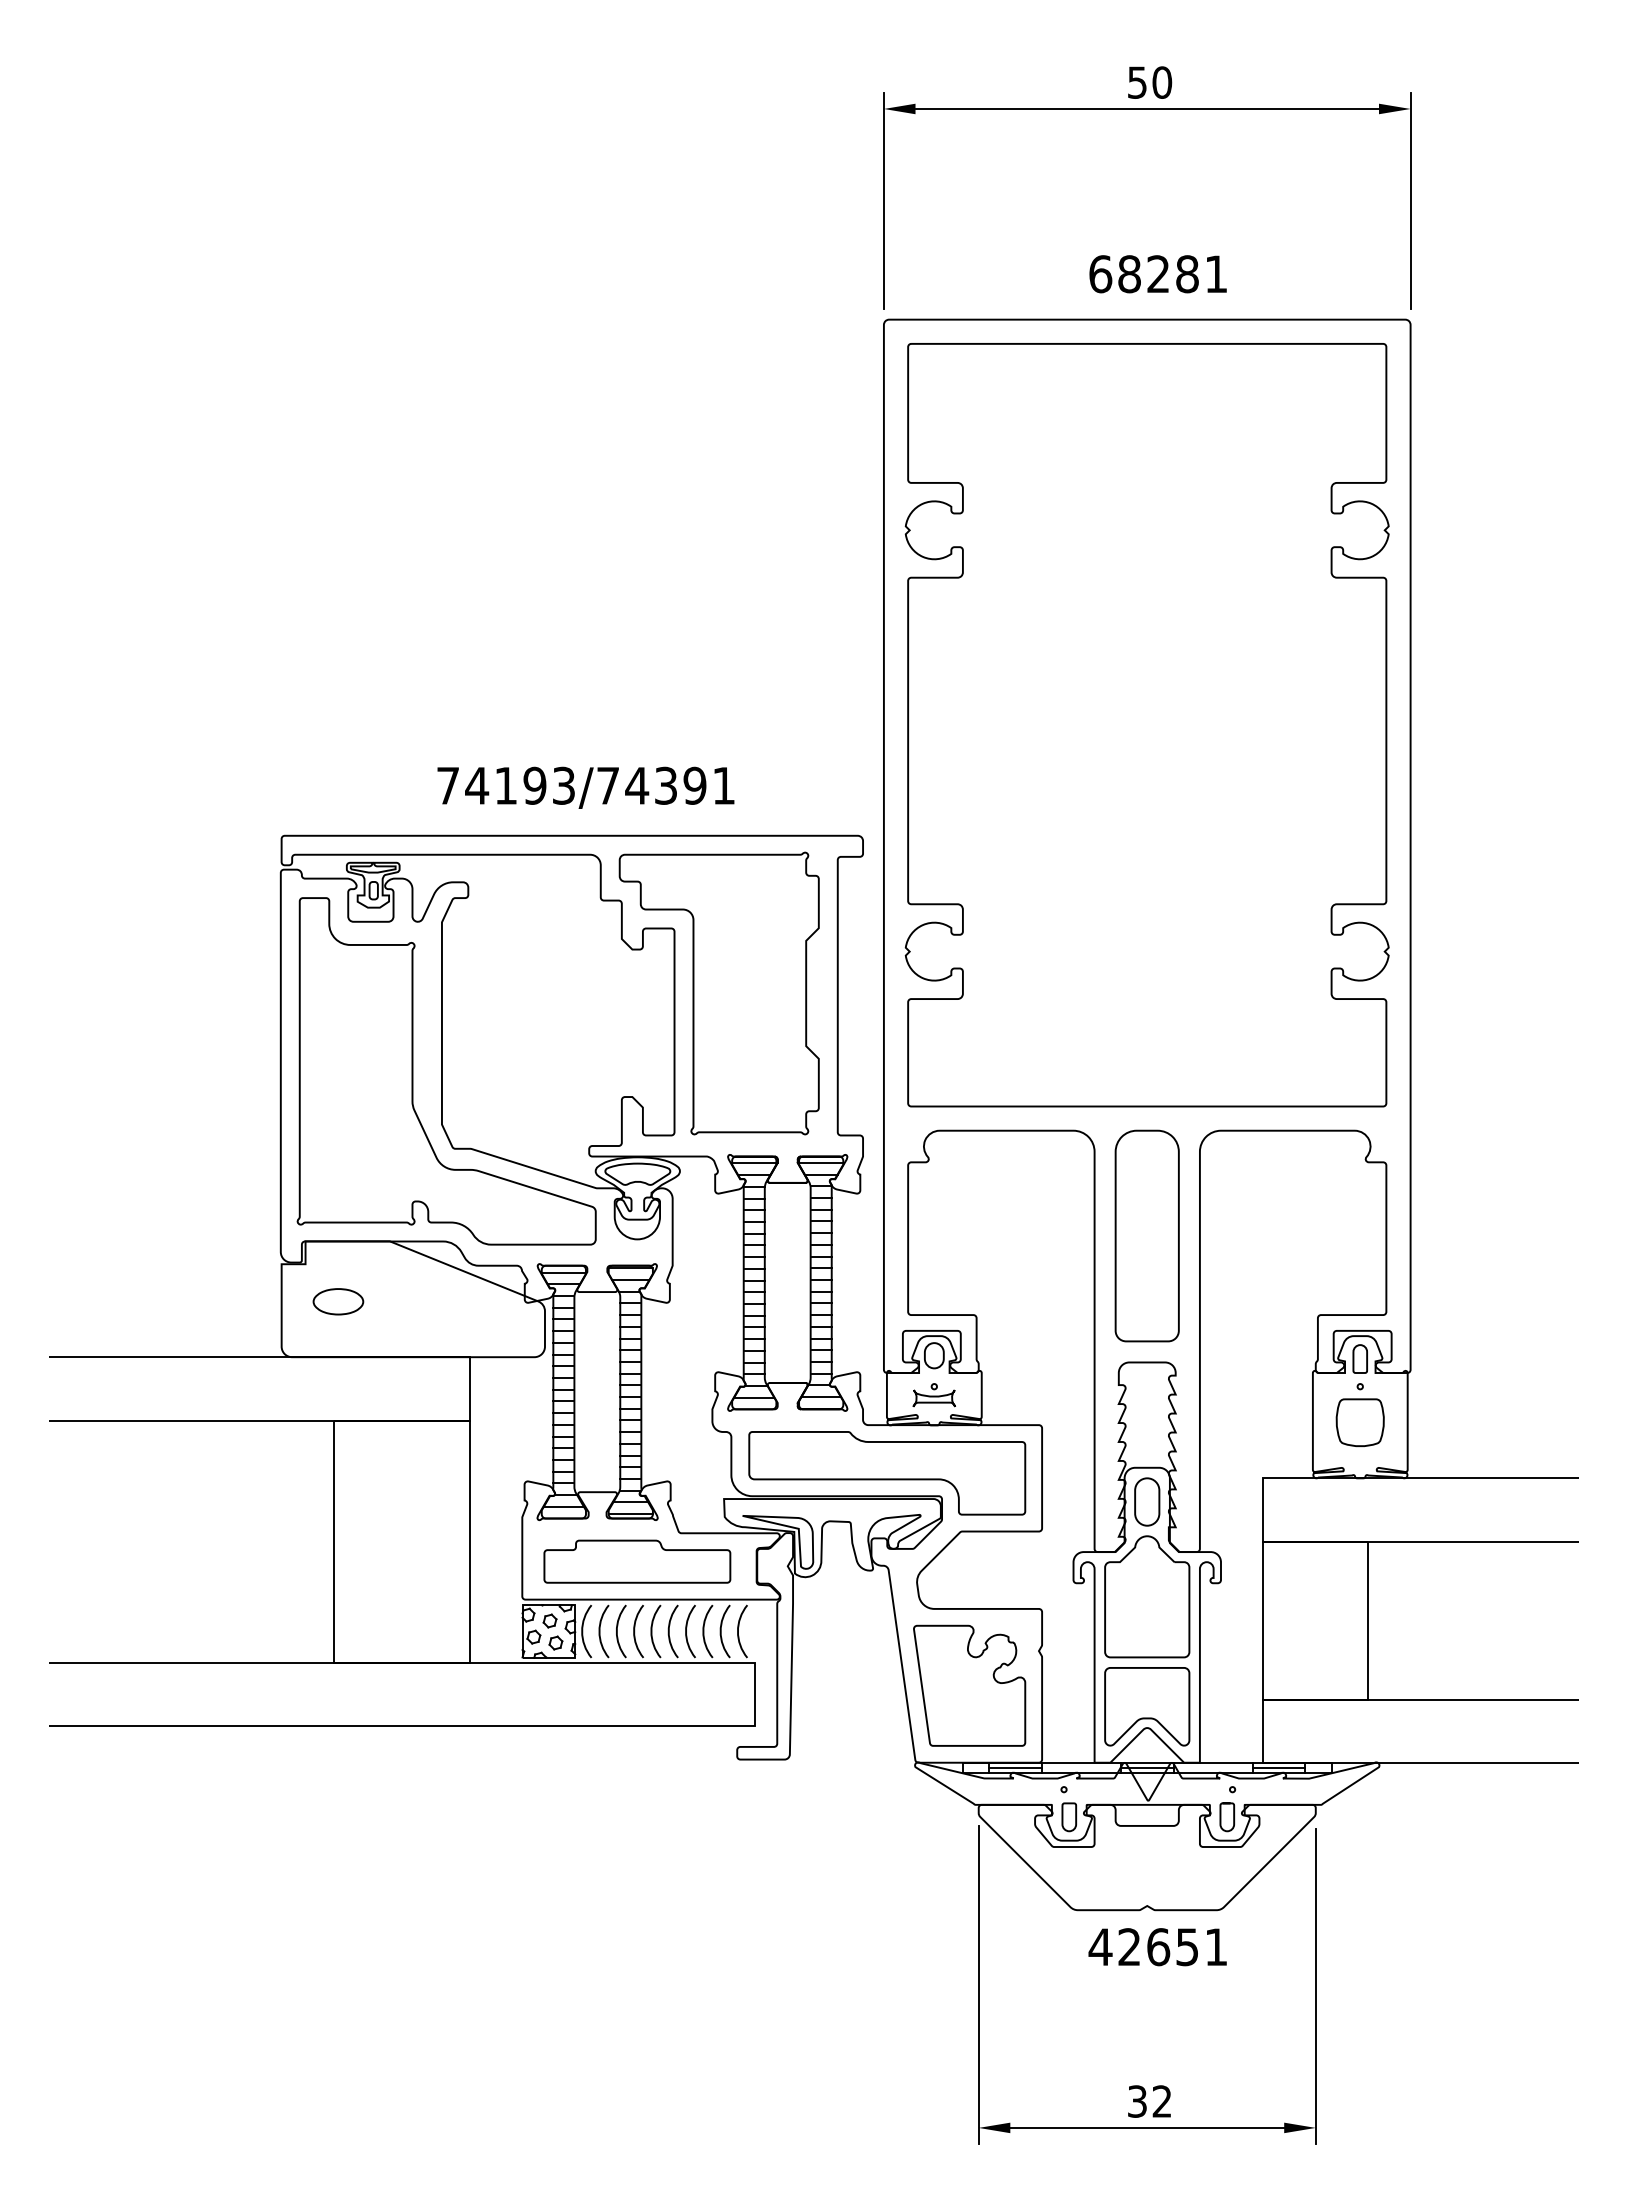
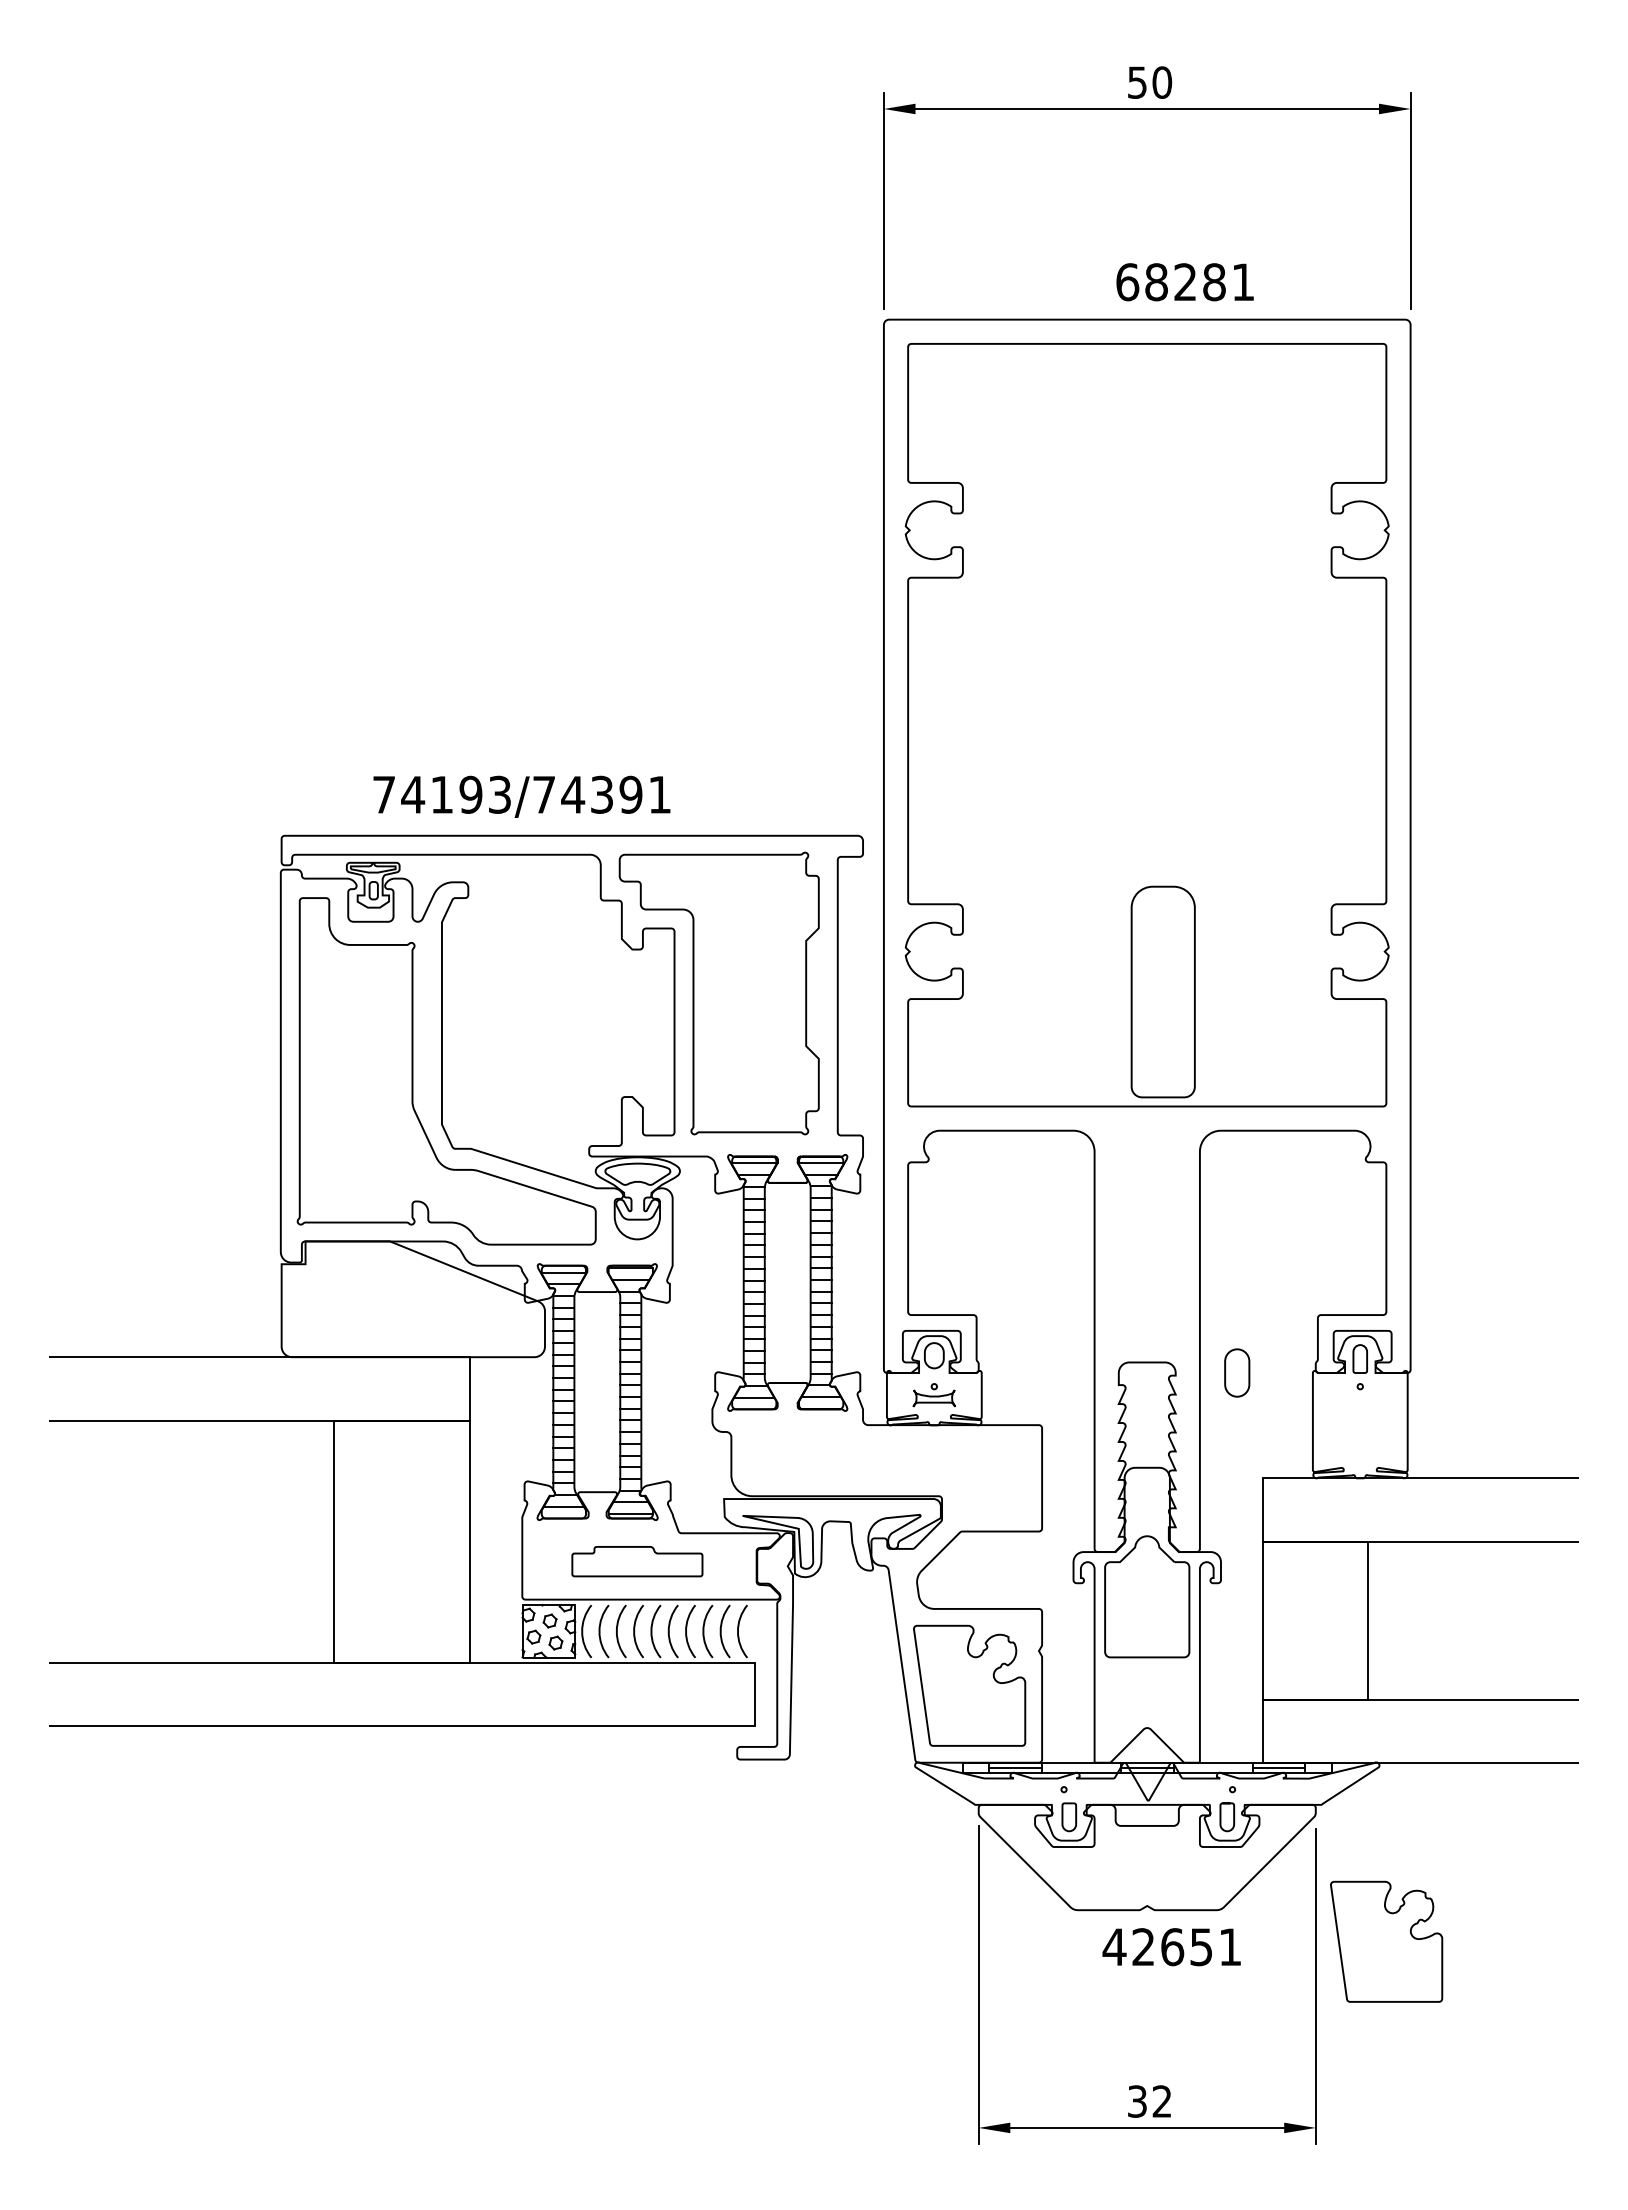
text position: (1157, 274) -> (1184, 282) (1184, 282)
text position: (585, 787) -> (521, 796) (521, 796)
part position: (1146, 1235) -> (1162, 991) (1162, 991)
part: present -> none (338, 1301)
part: present -> none (1359, 1422)
part: present -> none (887, 1473)
part position: (1147, 1501) -> (1237, 1372) (1237, 1372)
part size: 189x45 px -> 133x32 px (637, 1561)
part: present -> none (1147, 1706)
part: none -> present (1386, 1941)
text position: (1157, 1947) -> (1171, 1947) (1171, 1947)
